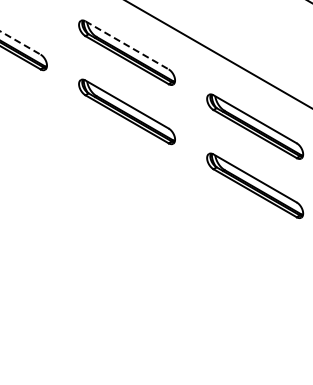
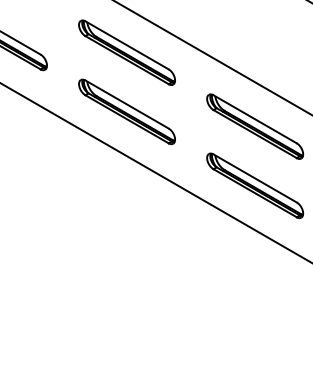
line: dashed -> solid (20, 43)
line: dashed -> solid (127, 45)
line position: (218, 54) -> (212, 57) (212, 57)
line: none -> present (155, 172)
